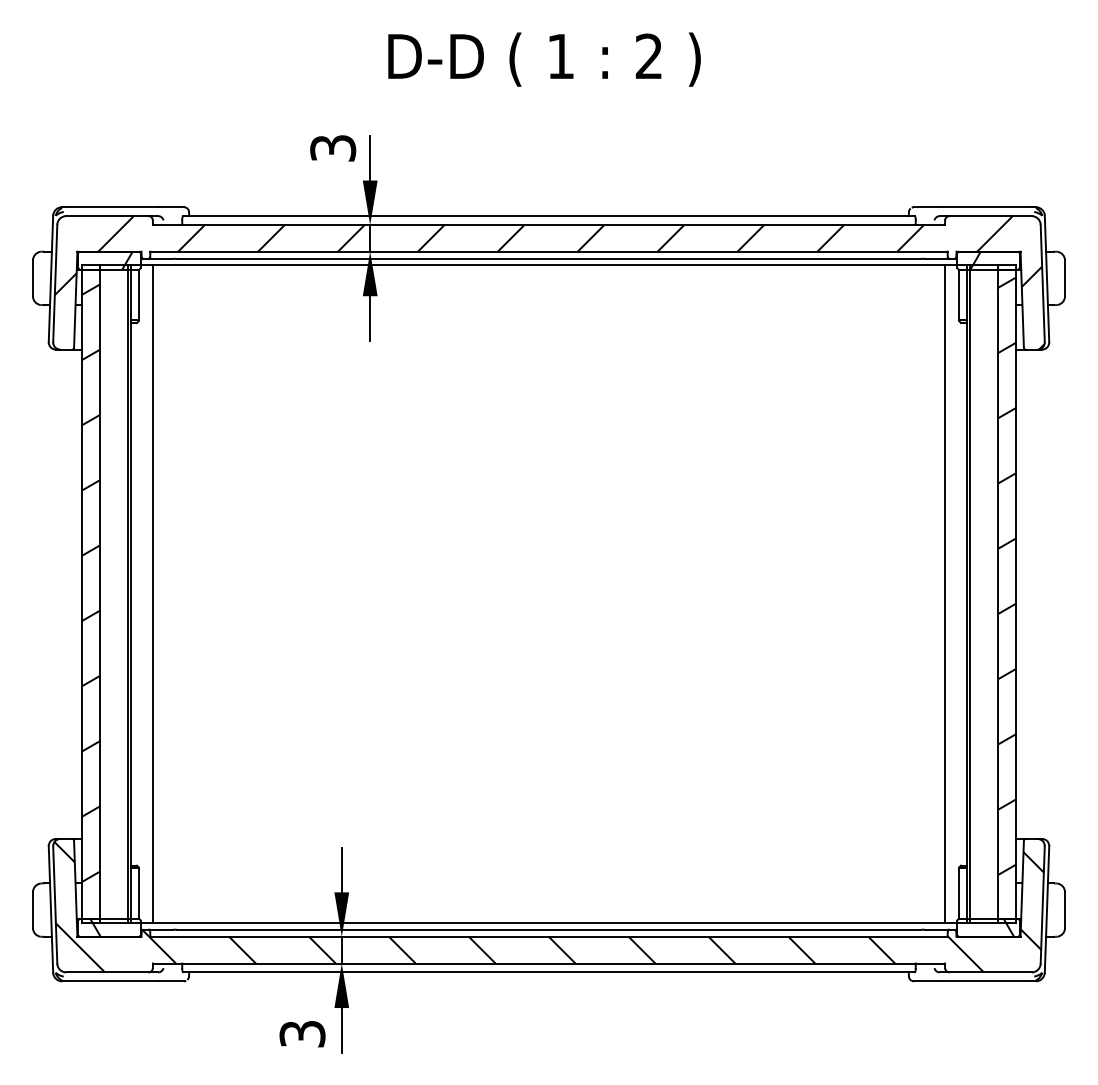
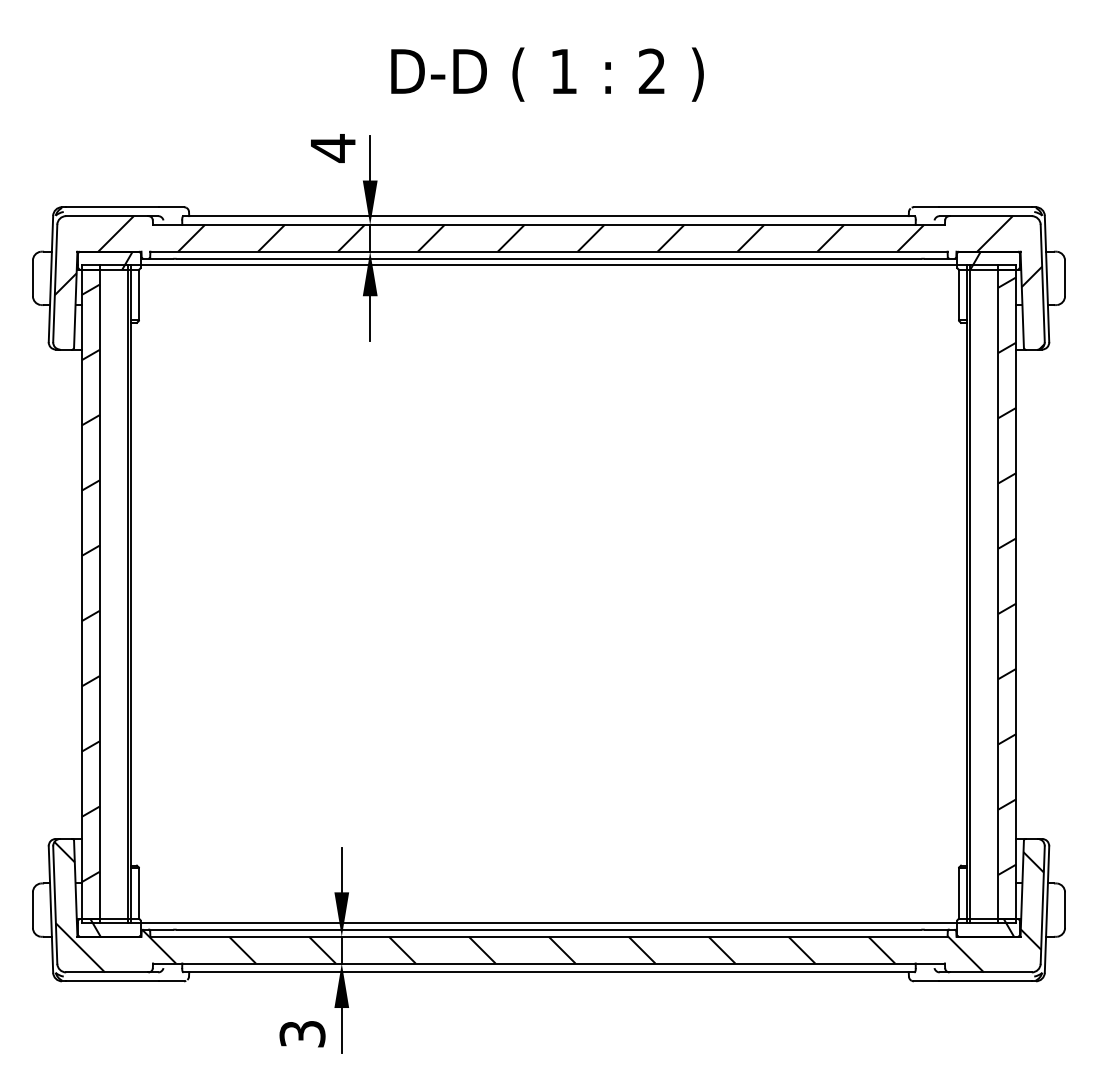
text position: (544, 59) -> (547, 74) (547, 74)
text: 3 -> 4 (333, 148)
line: present -> none (153, 594)
line: present -> none (944, 594)
